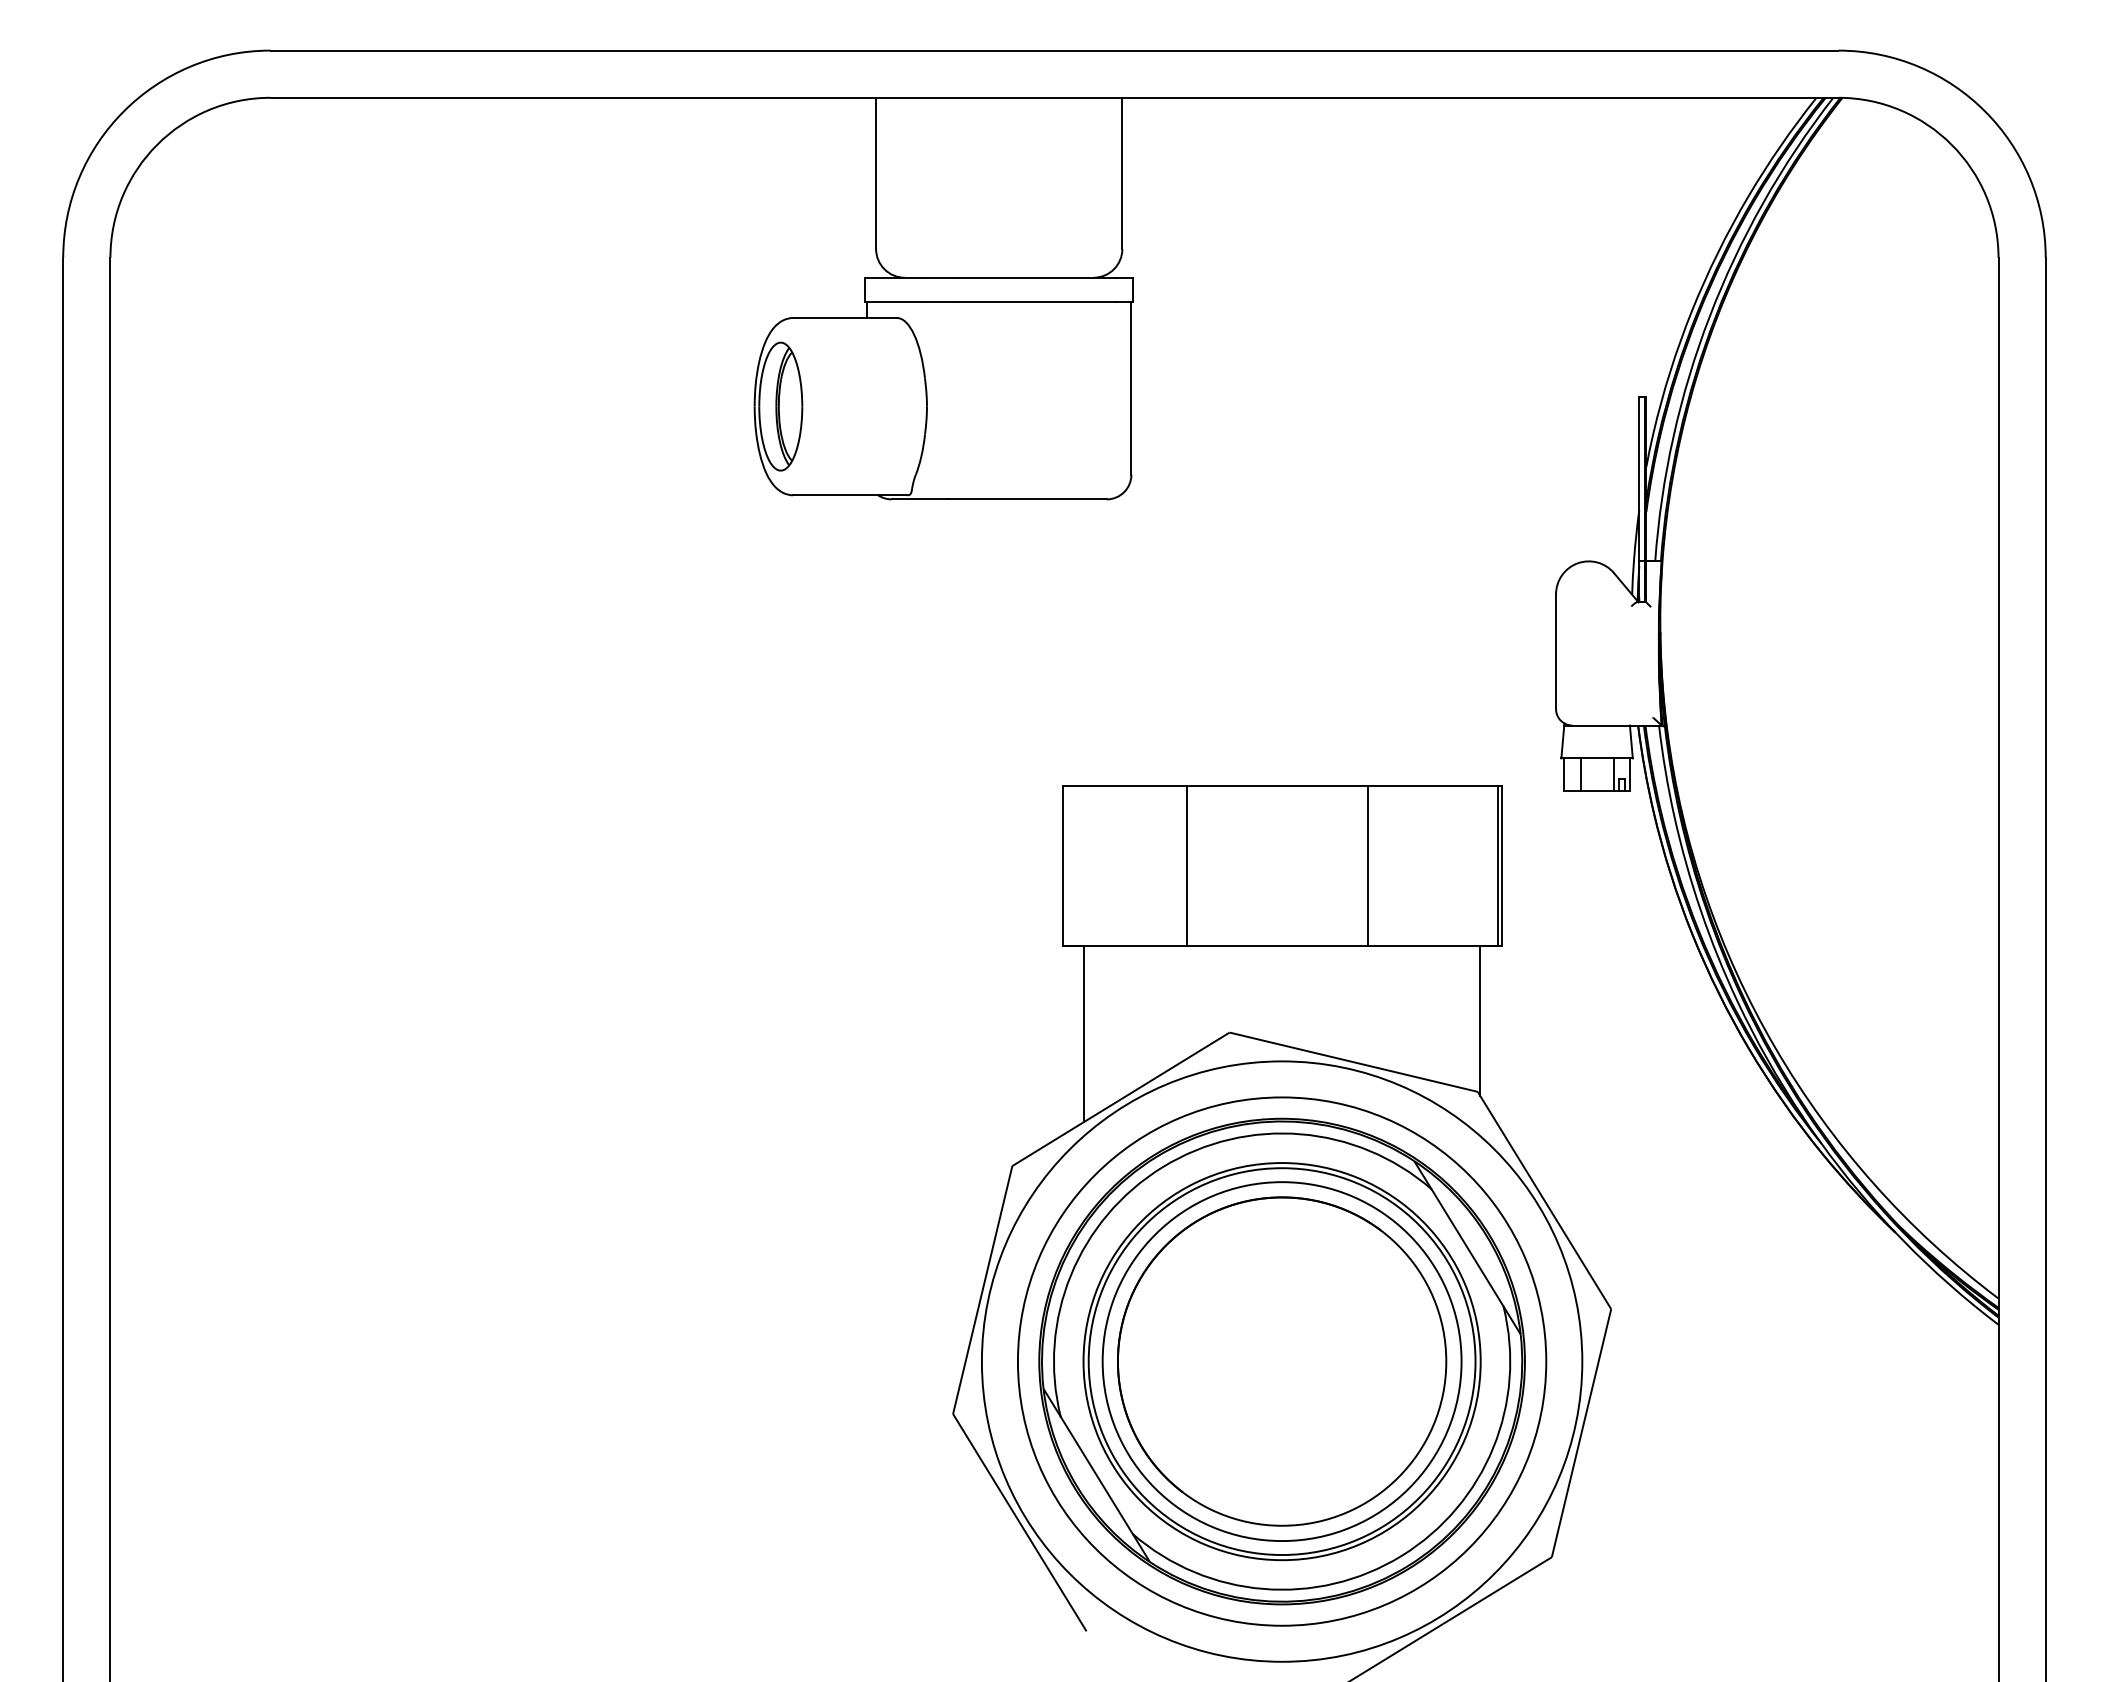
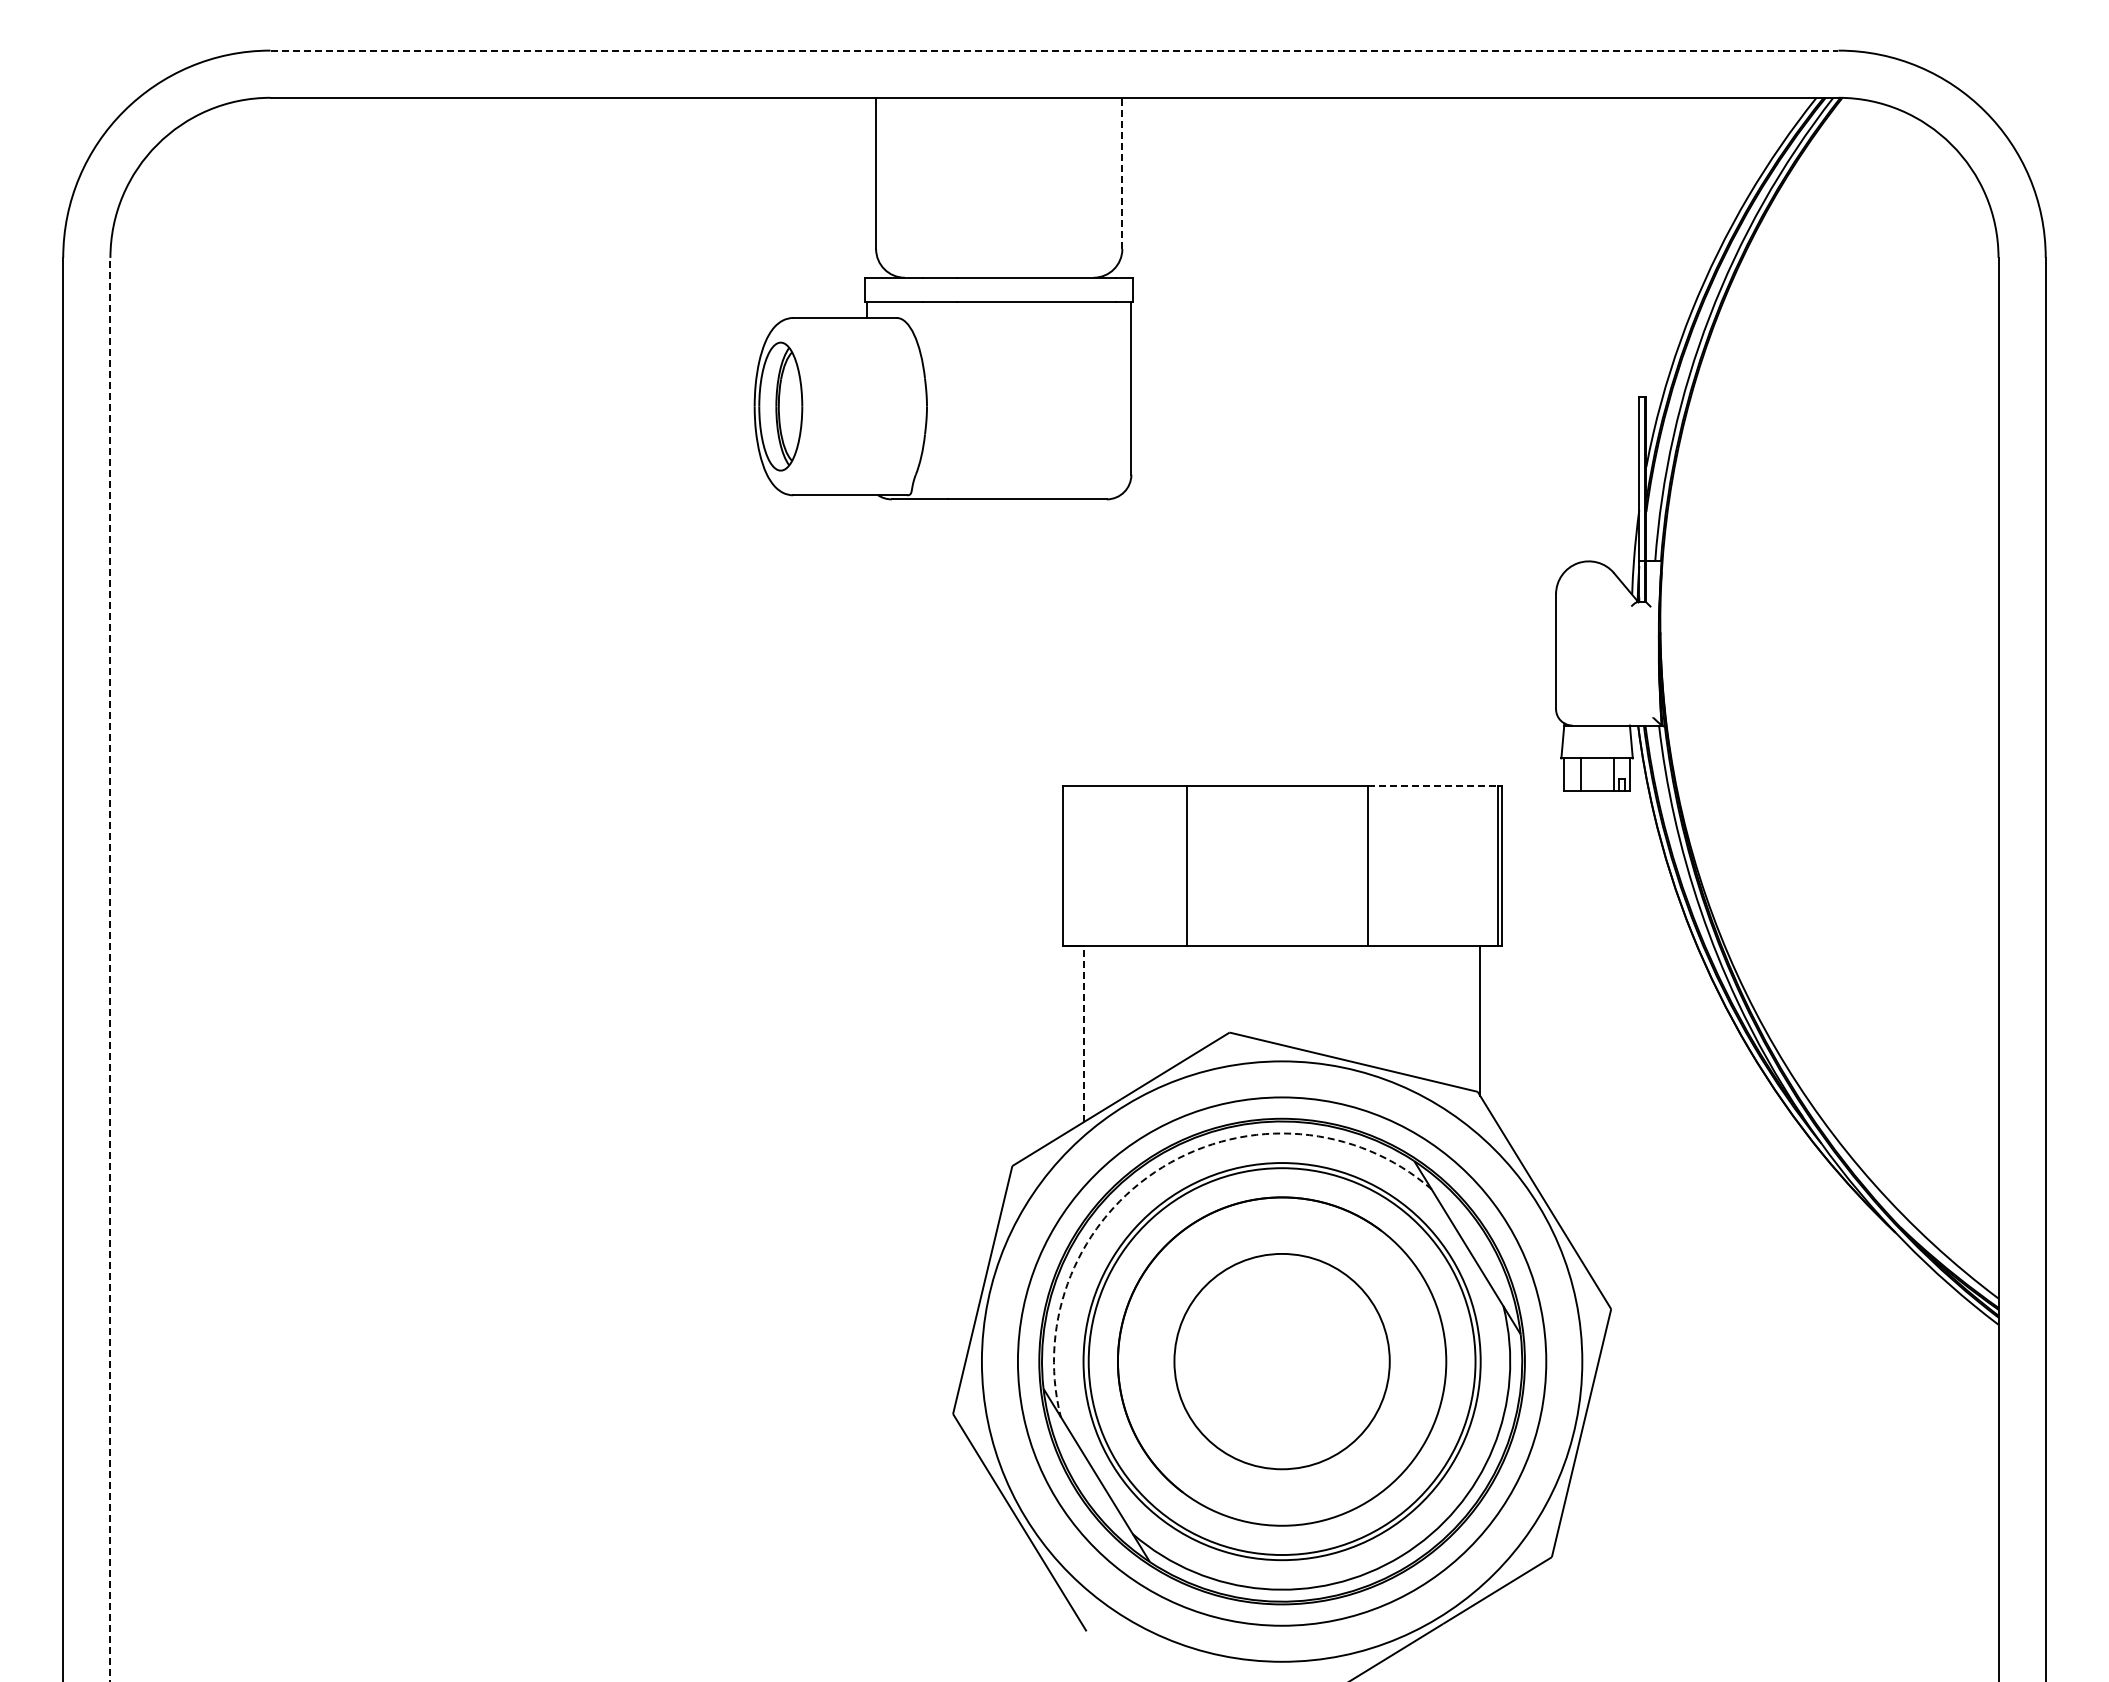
line: solid -> dashed (1054, 50)
line: solid -> dashed (1122, 173)
line: solid -> dashed (1433, 785)
line: solid -> dashed (110, 969)
line: solid -> dashed (1083, 1033)
arc: solid -> dashed (1162, 1167)
circle diameter: 359 px -> 215 px (1281, 1361)
